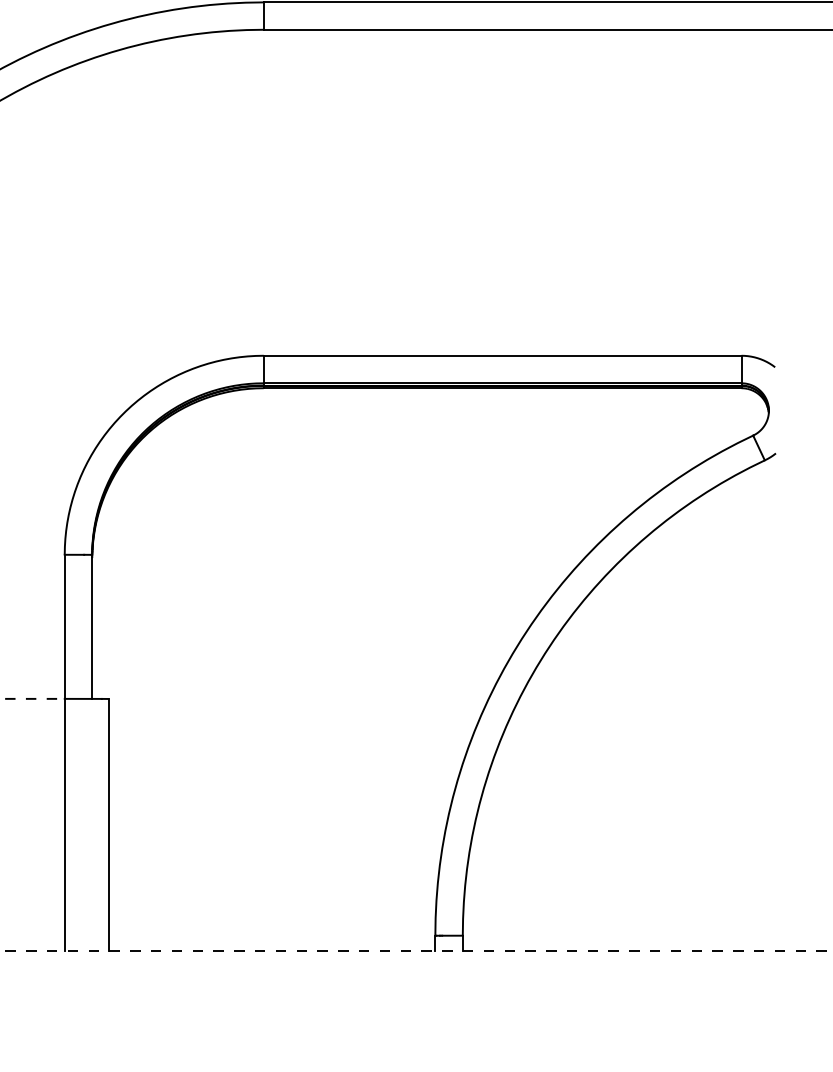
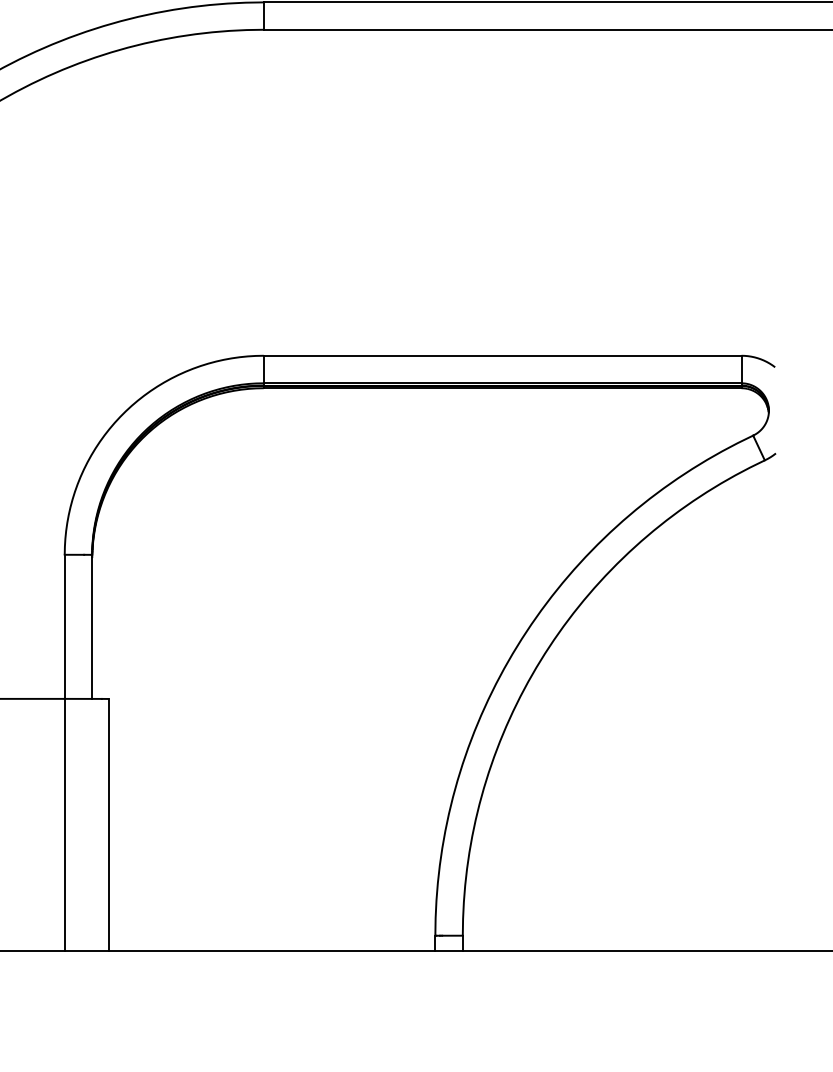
line: dashed -> solid (32, 698)
line: dashed -> solid (416, 951)
